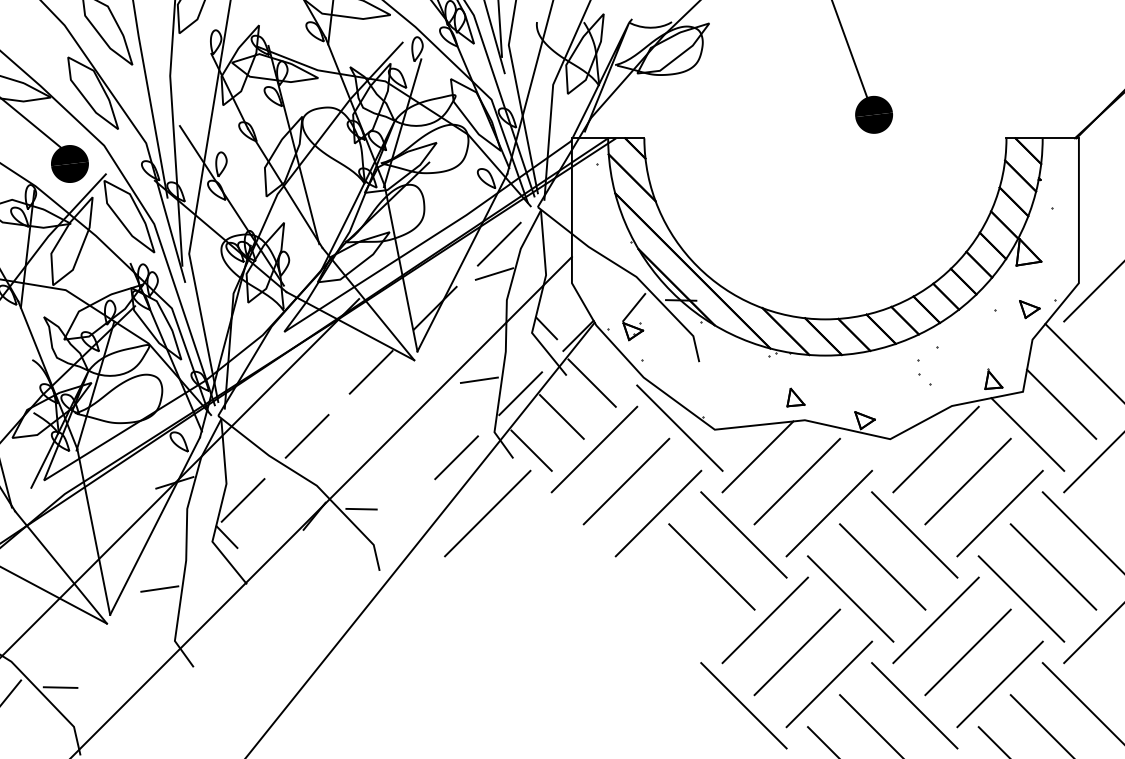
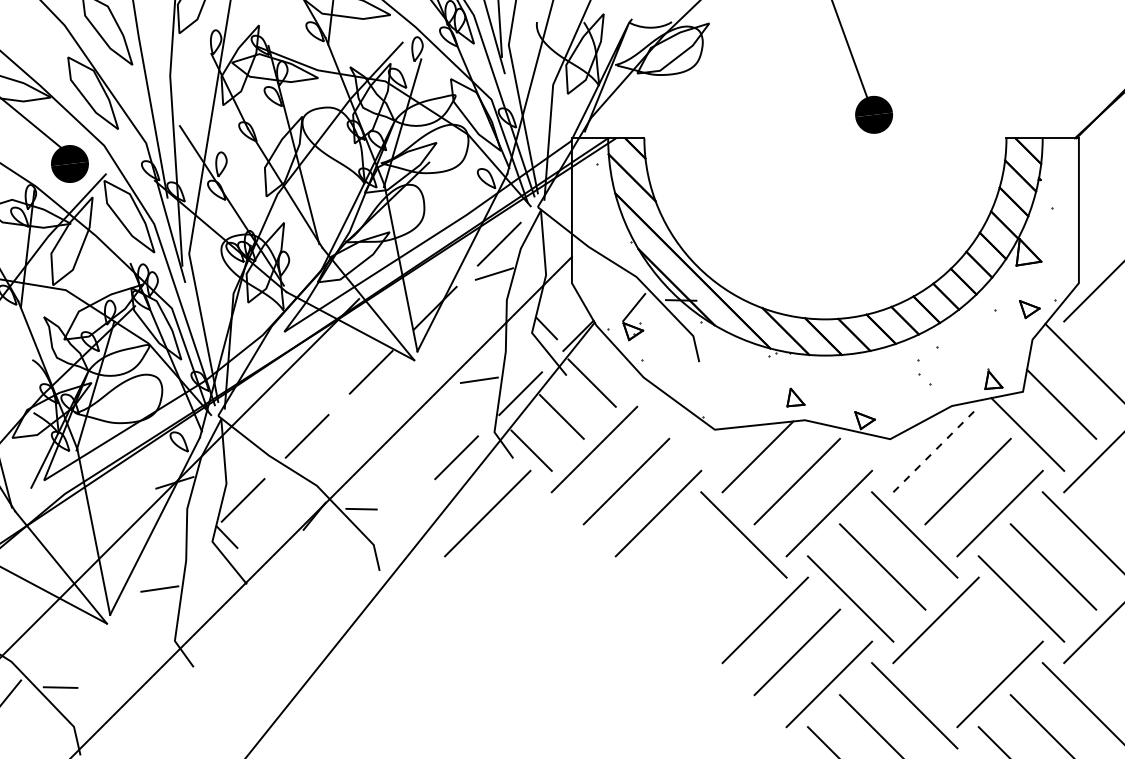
line: present -> none (679, 427)
line: solid -> dashed (936, 449)
line: present -> none (711, 566)
line: present -> none (967, 652)
line: present -> none (743, 705)
